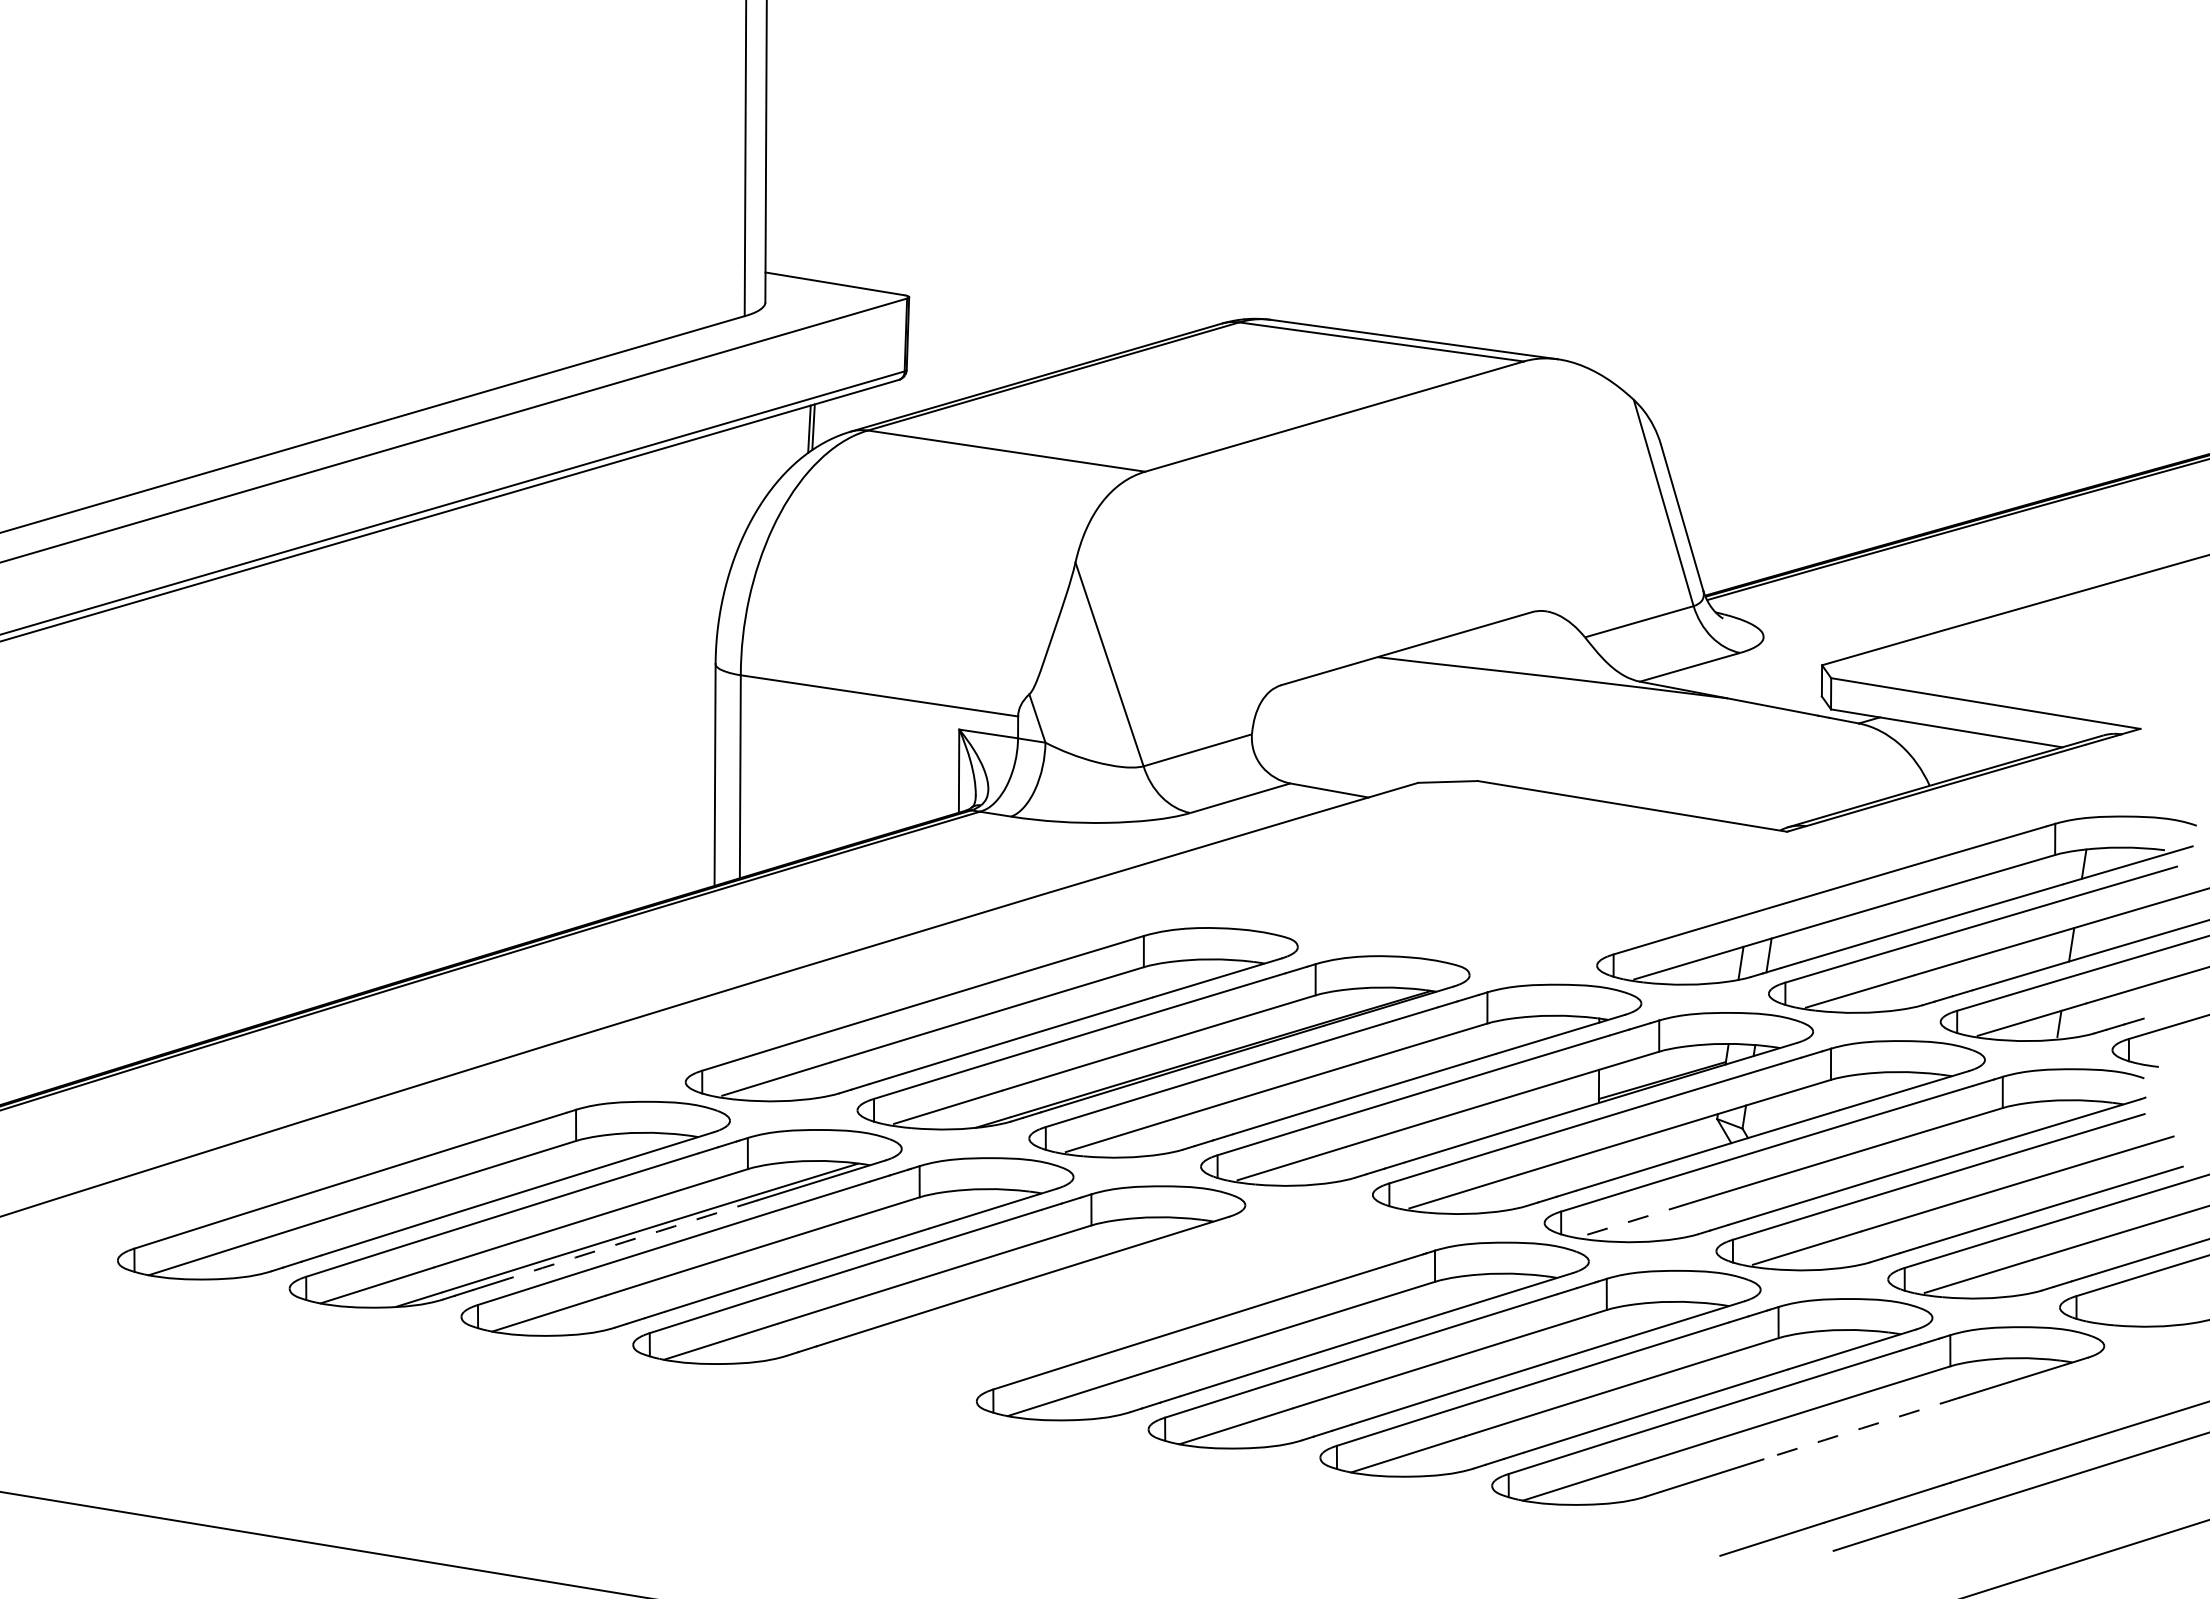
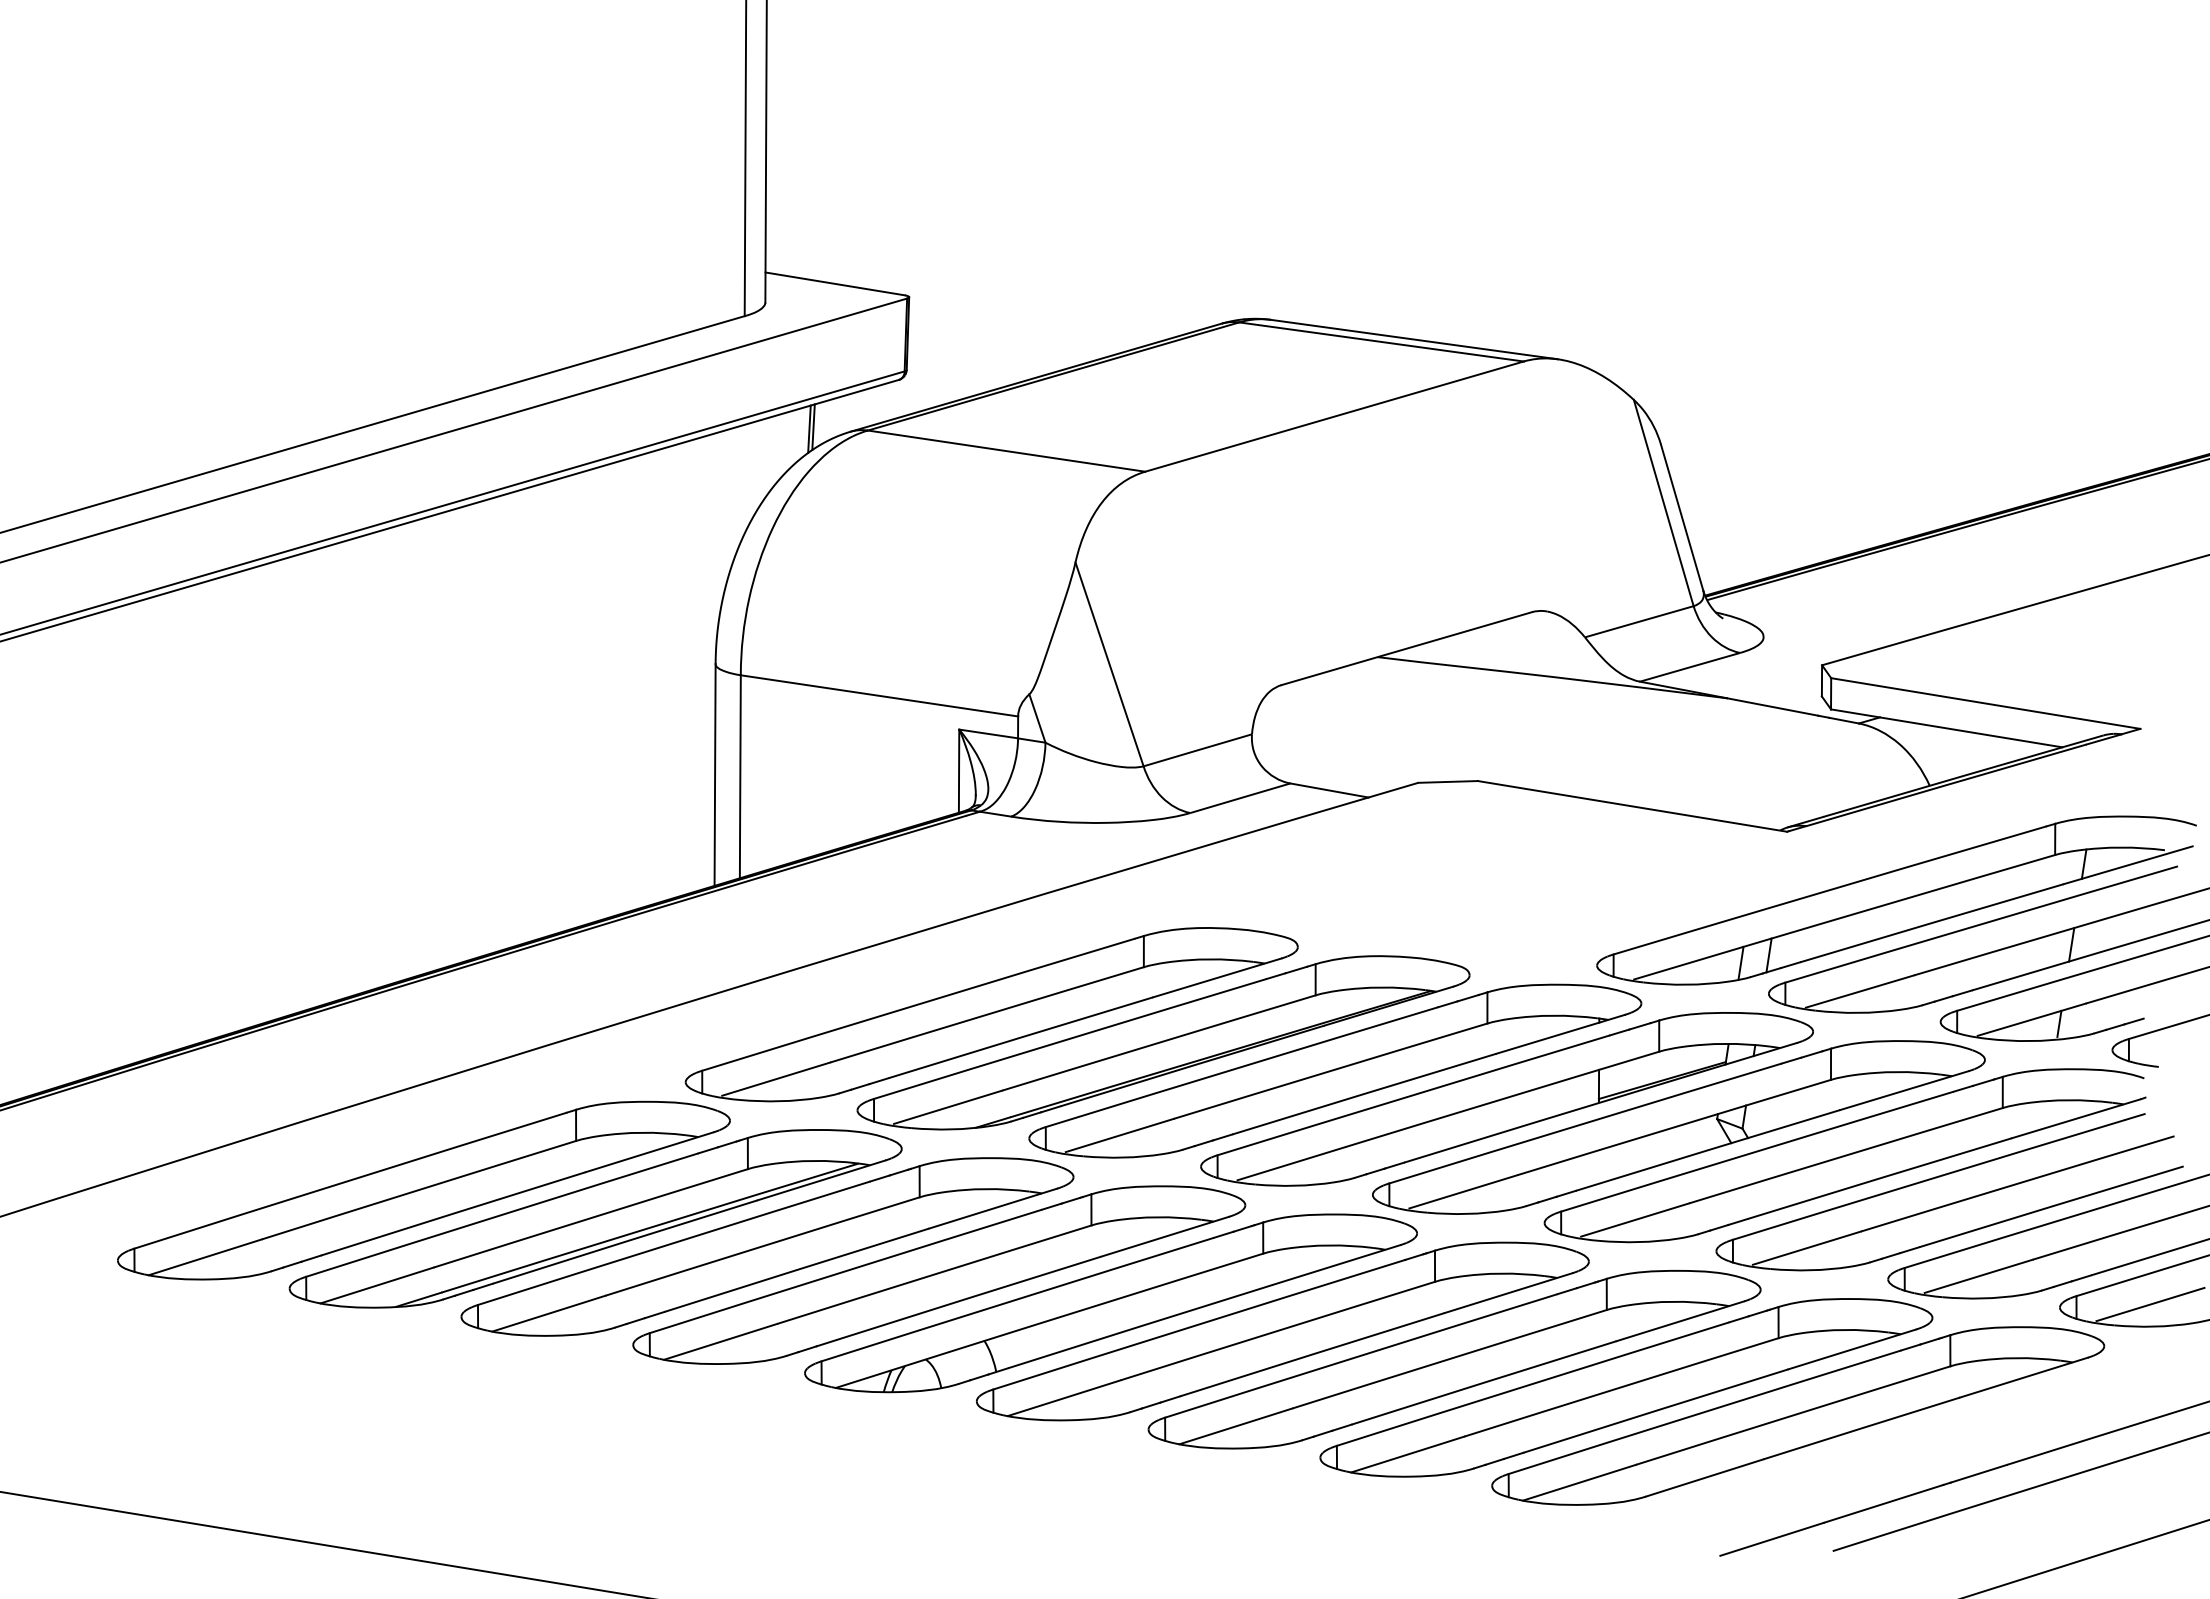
line: dashed -> solid (1634, 1220)
arc: dashed -> solid (625, 1241)
part: none -> present (1110, 1303)
line: none -> present (2150, 1304)
arc: dashed -> solid (1861, 1428)
